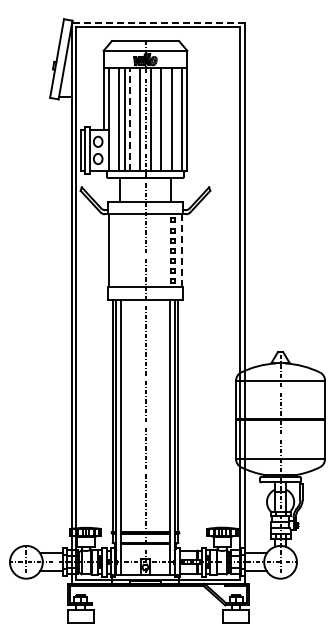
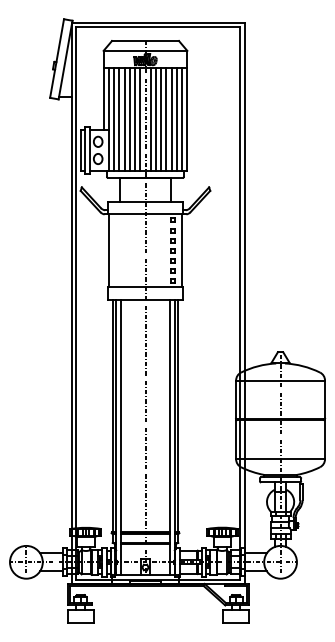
line: dashed -> solid (157, 22)
line: none -> present (114, 119)
line: dashed -> solid (129, 119)
line: none -> present (135, 119)
line: none -> present (155, 119)
line: none -> present (166, 119)
line: none -> present (176, 119)
line: dashed -> solid (181, 250)
